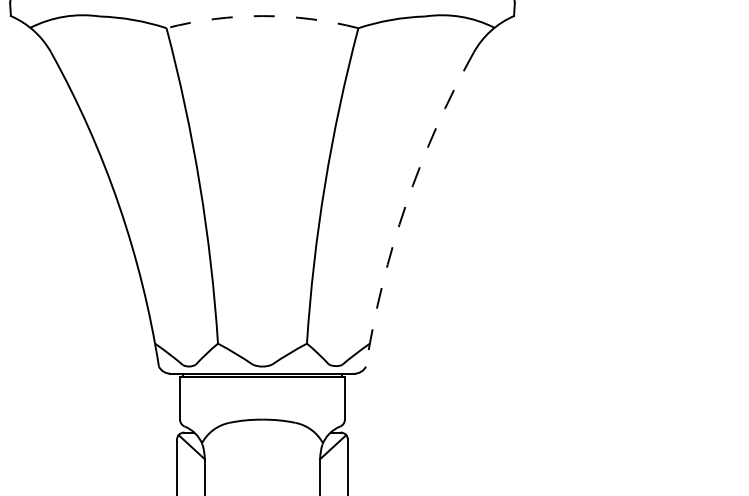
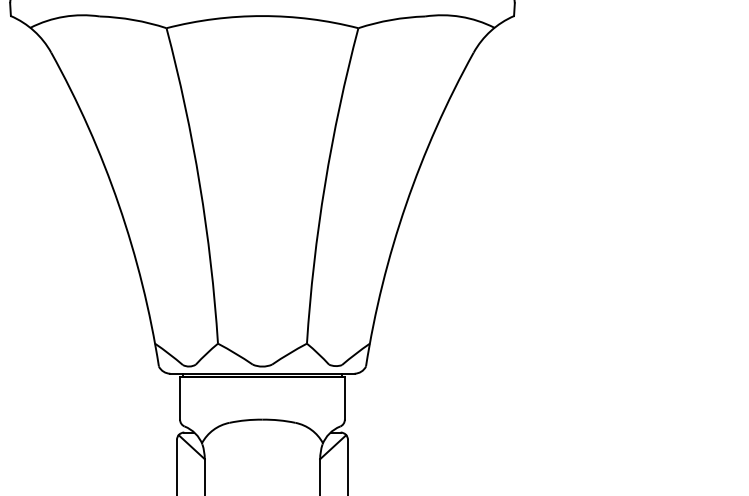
arc: dashed -> solid (262, 16)
arc: dashed -> solid (406, 204)
